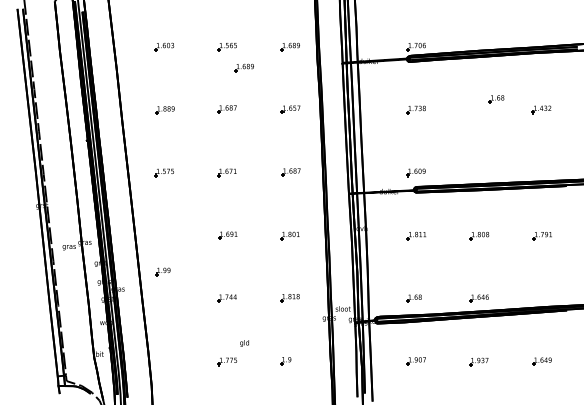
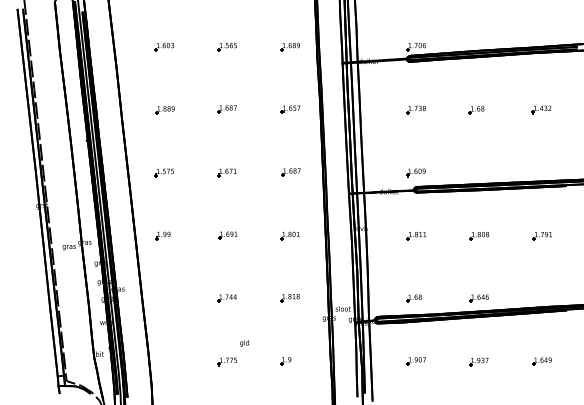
part: present -> none (243, 67)
part position: (496, 99) -> (476, 110) (476, 110)
part position: (162, 271) -> (162, 235) (162, 235)
